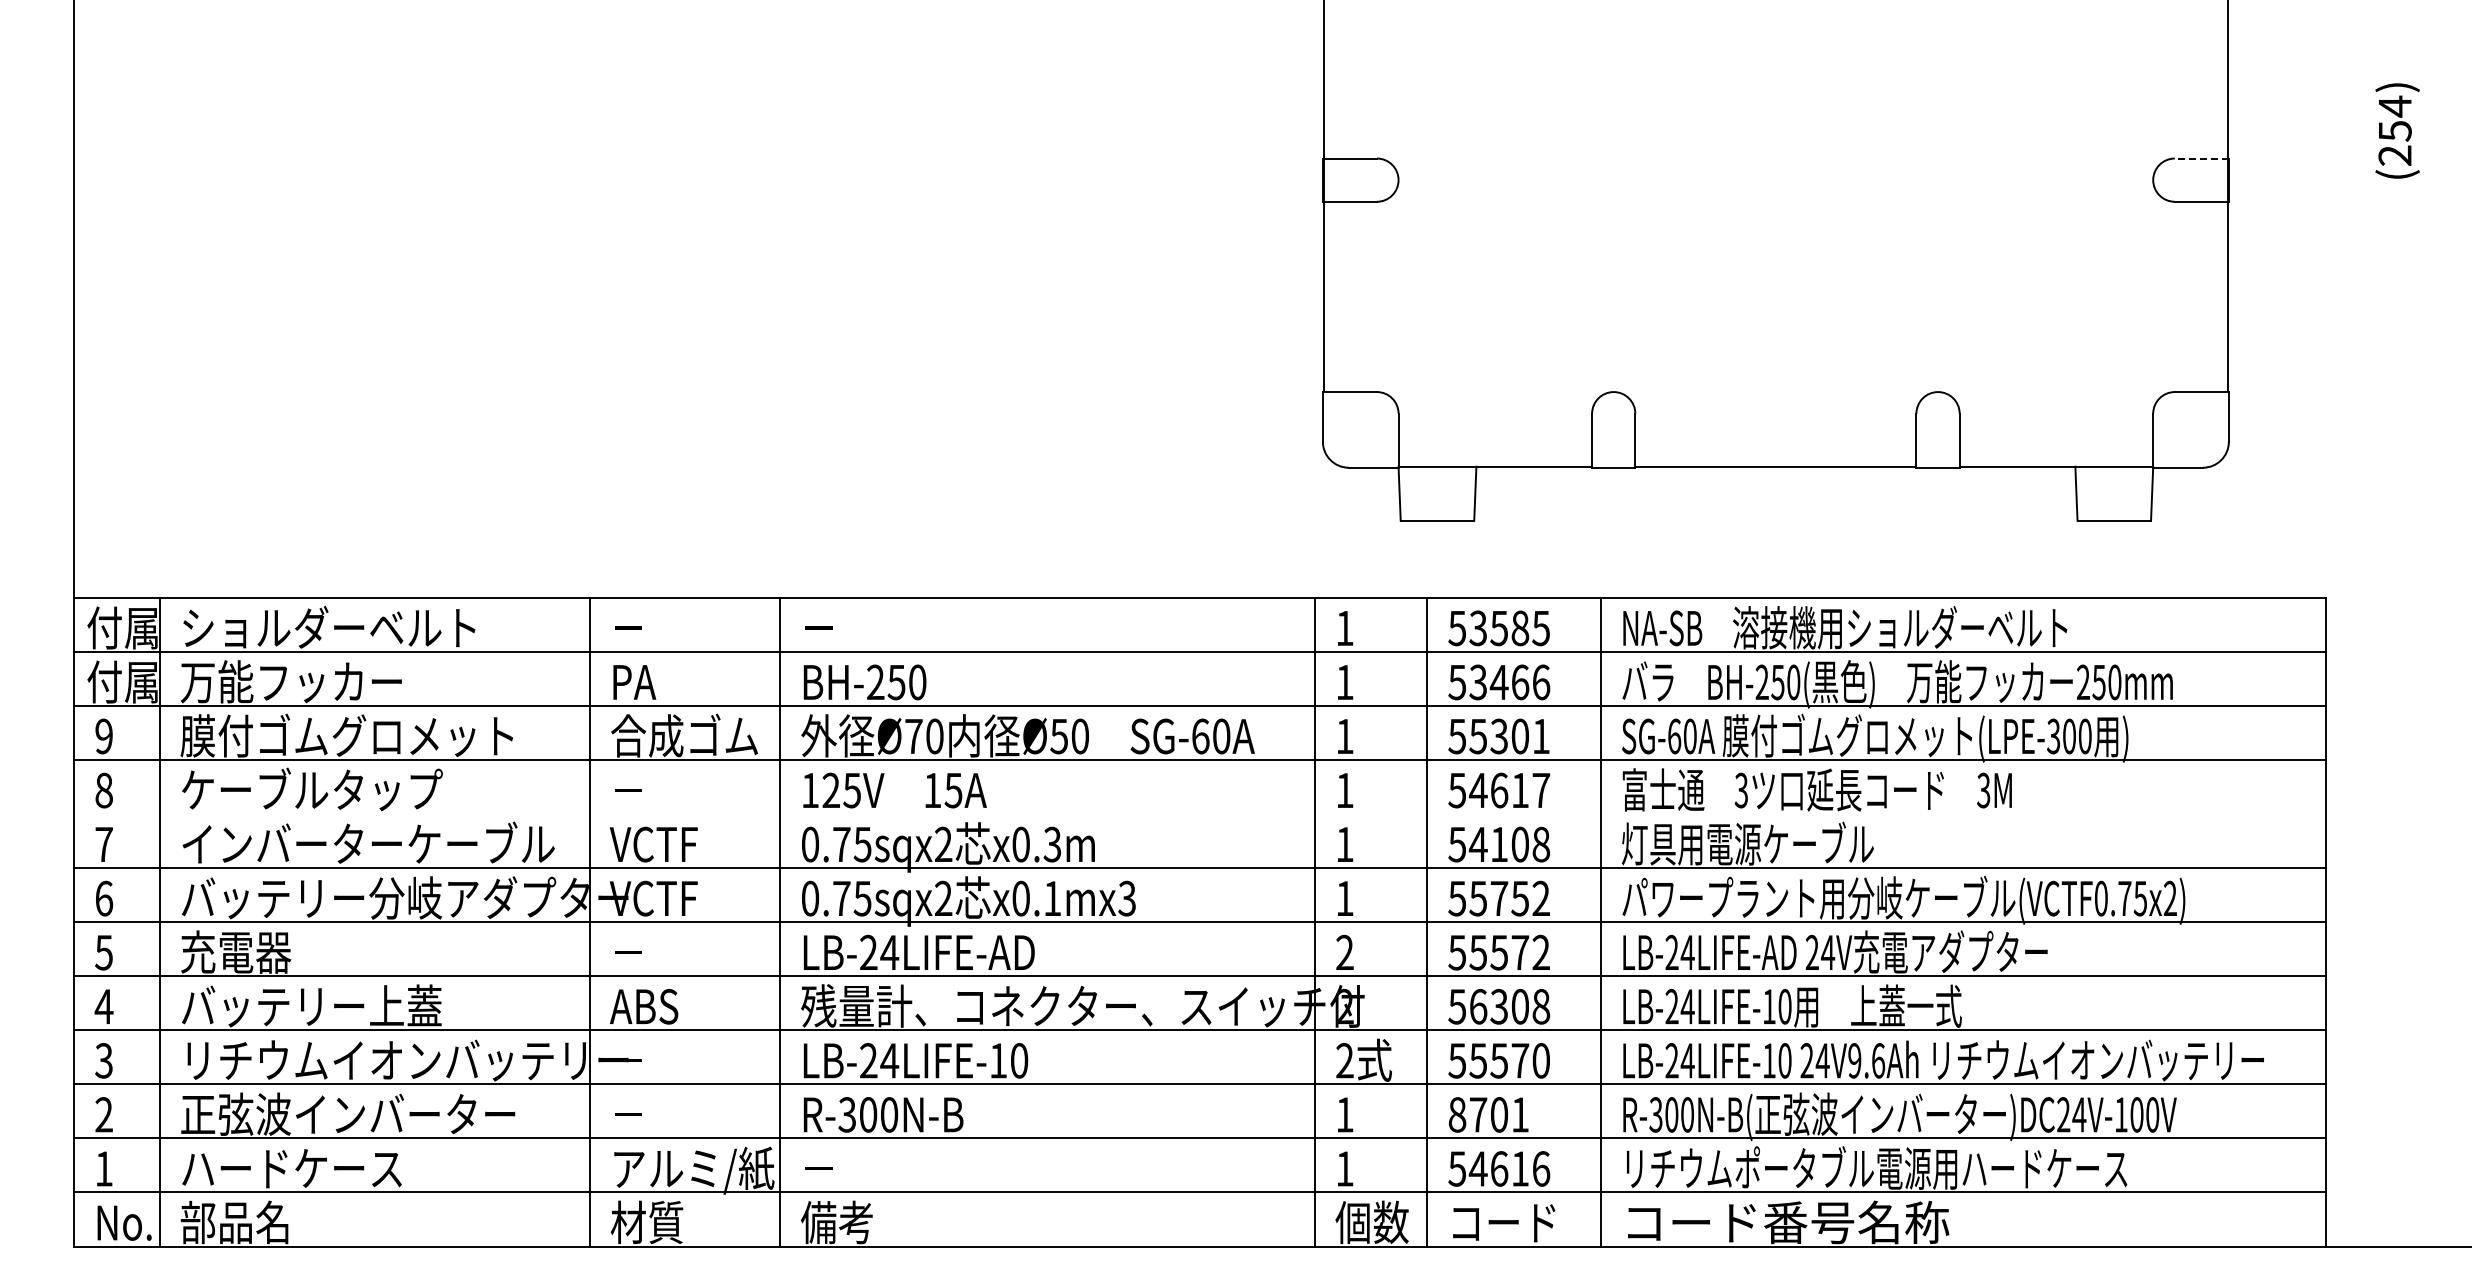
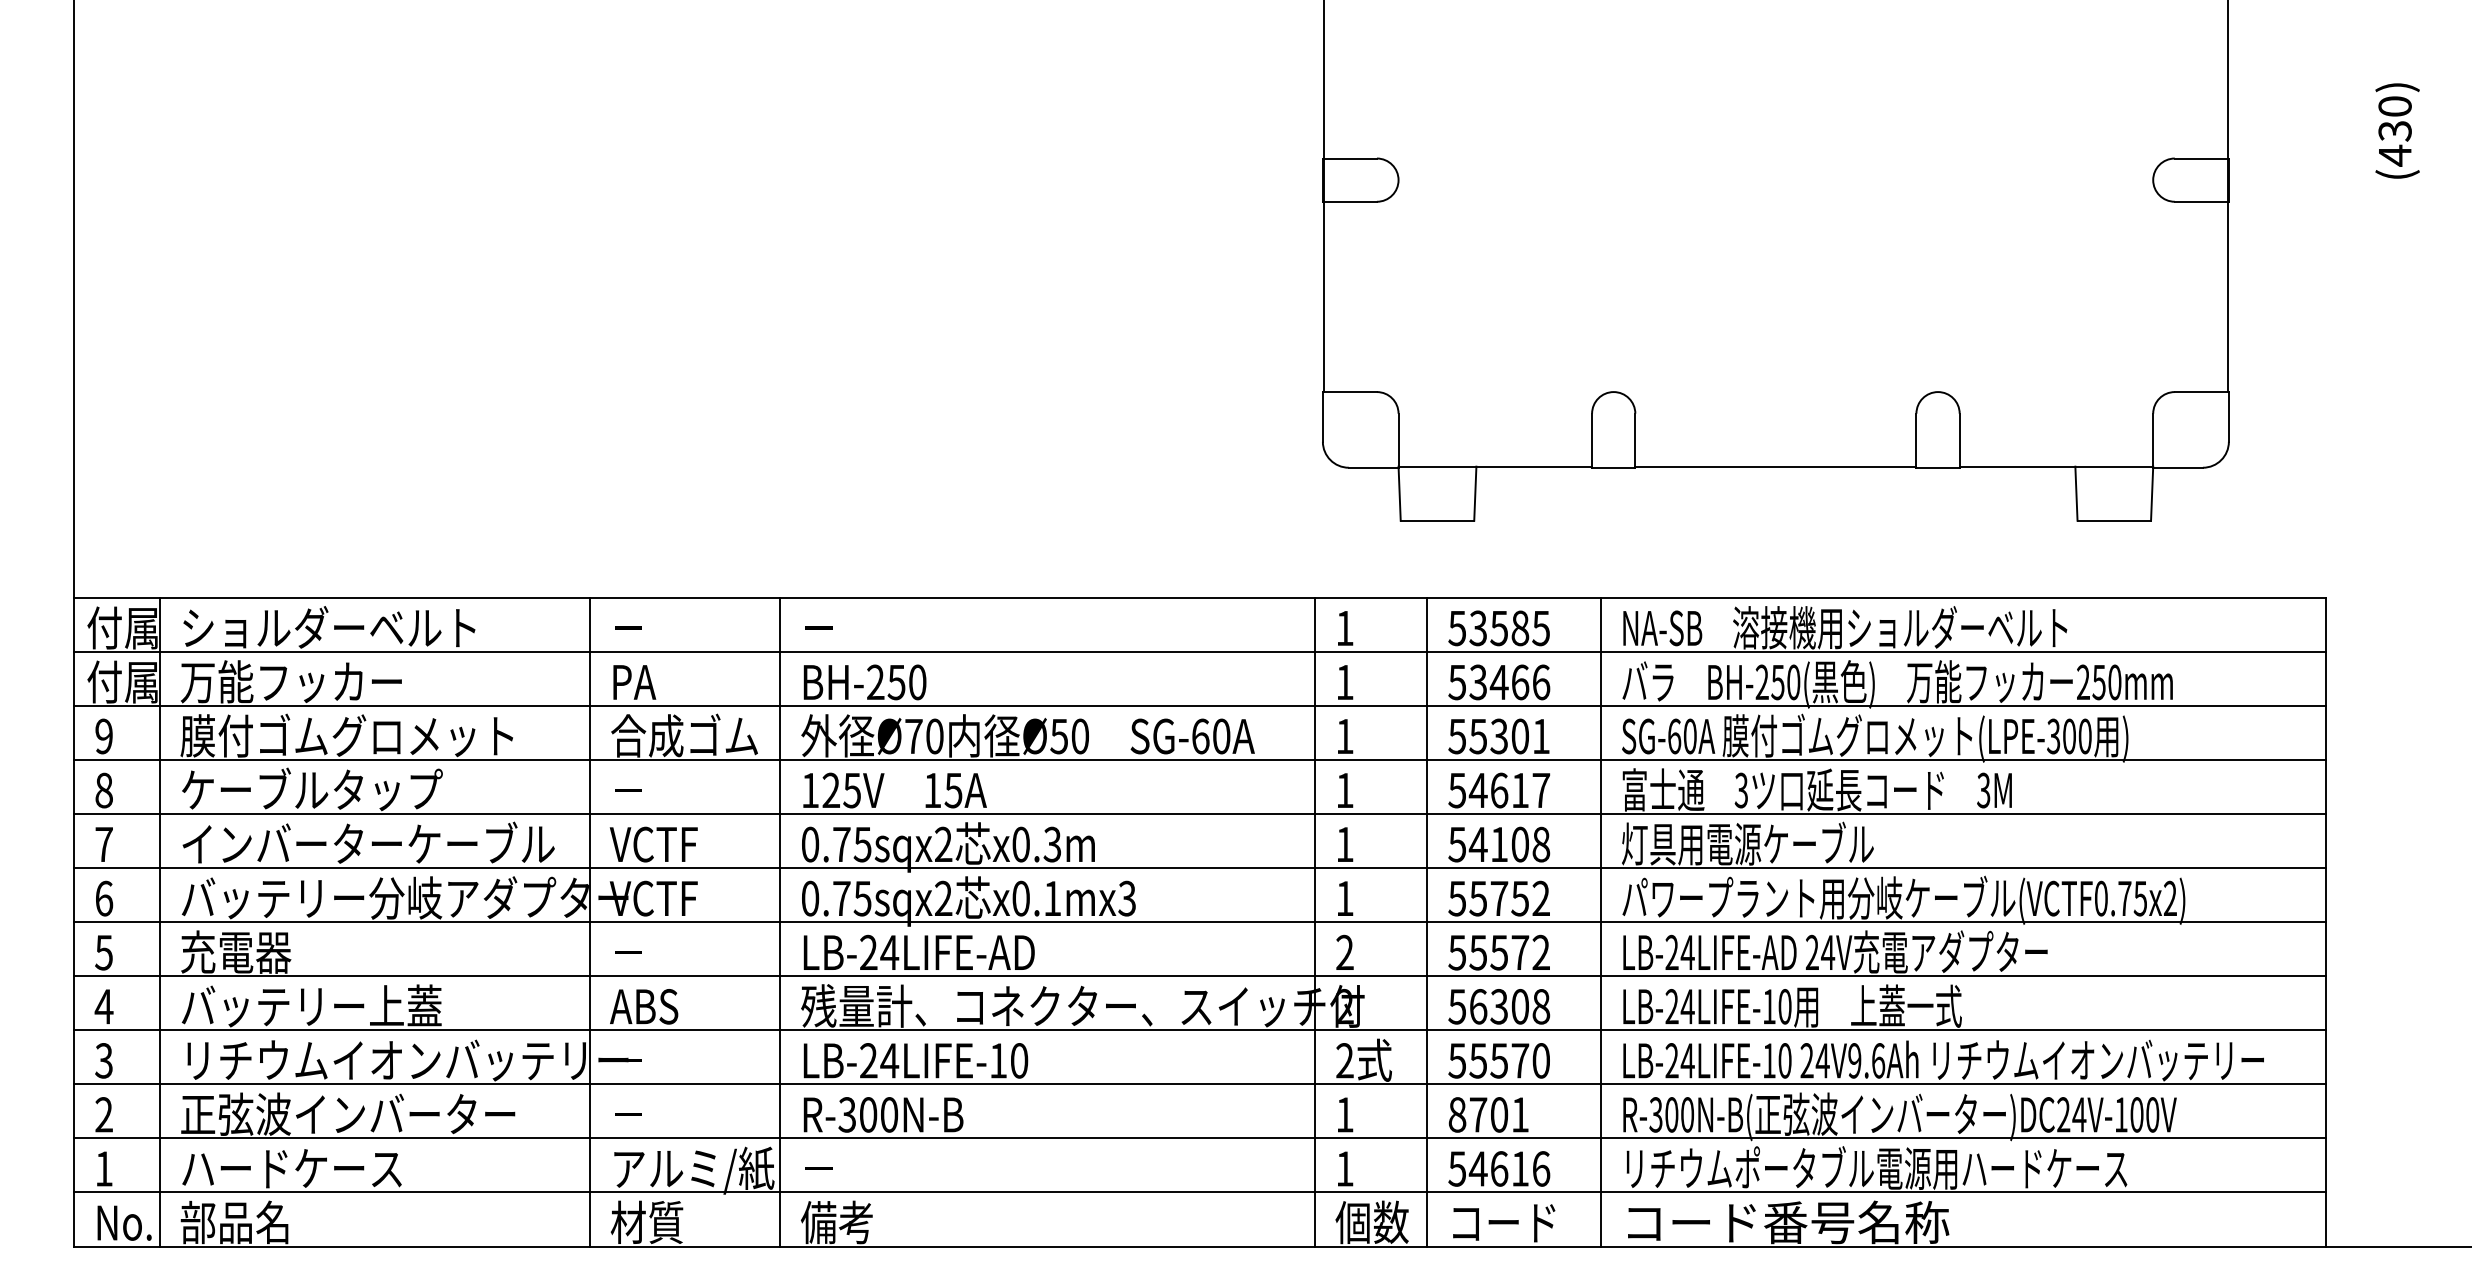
text: (254) -> (430) (2394, 130)
line: dashed -> solid (2201, 158)
line: none -> present (1200, 814)
